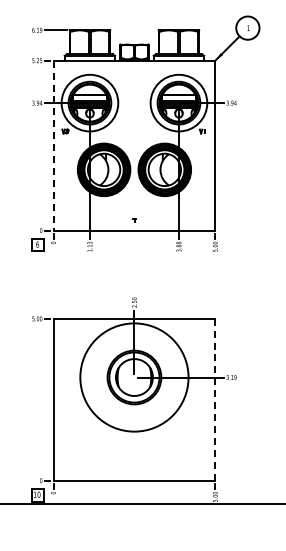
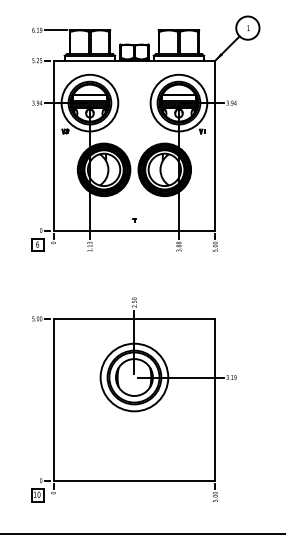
line: dashed -> solid (53, 145)
circle diameter: 108 px -> 68 px (134, 377)
line: dashed -> solid (215, 399)
line position: (142, 504) -> (142, 534) (142, 534)
